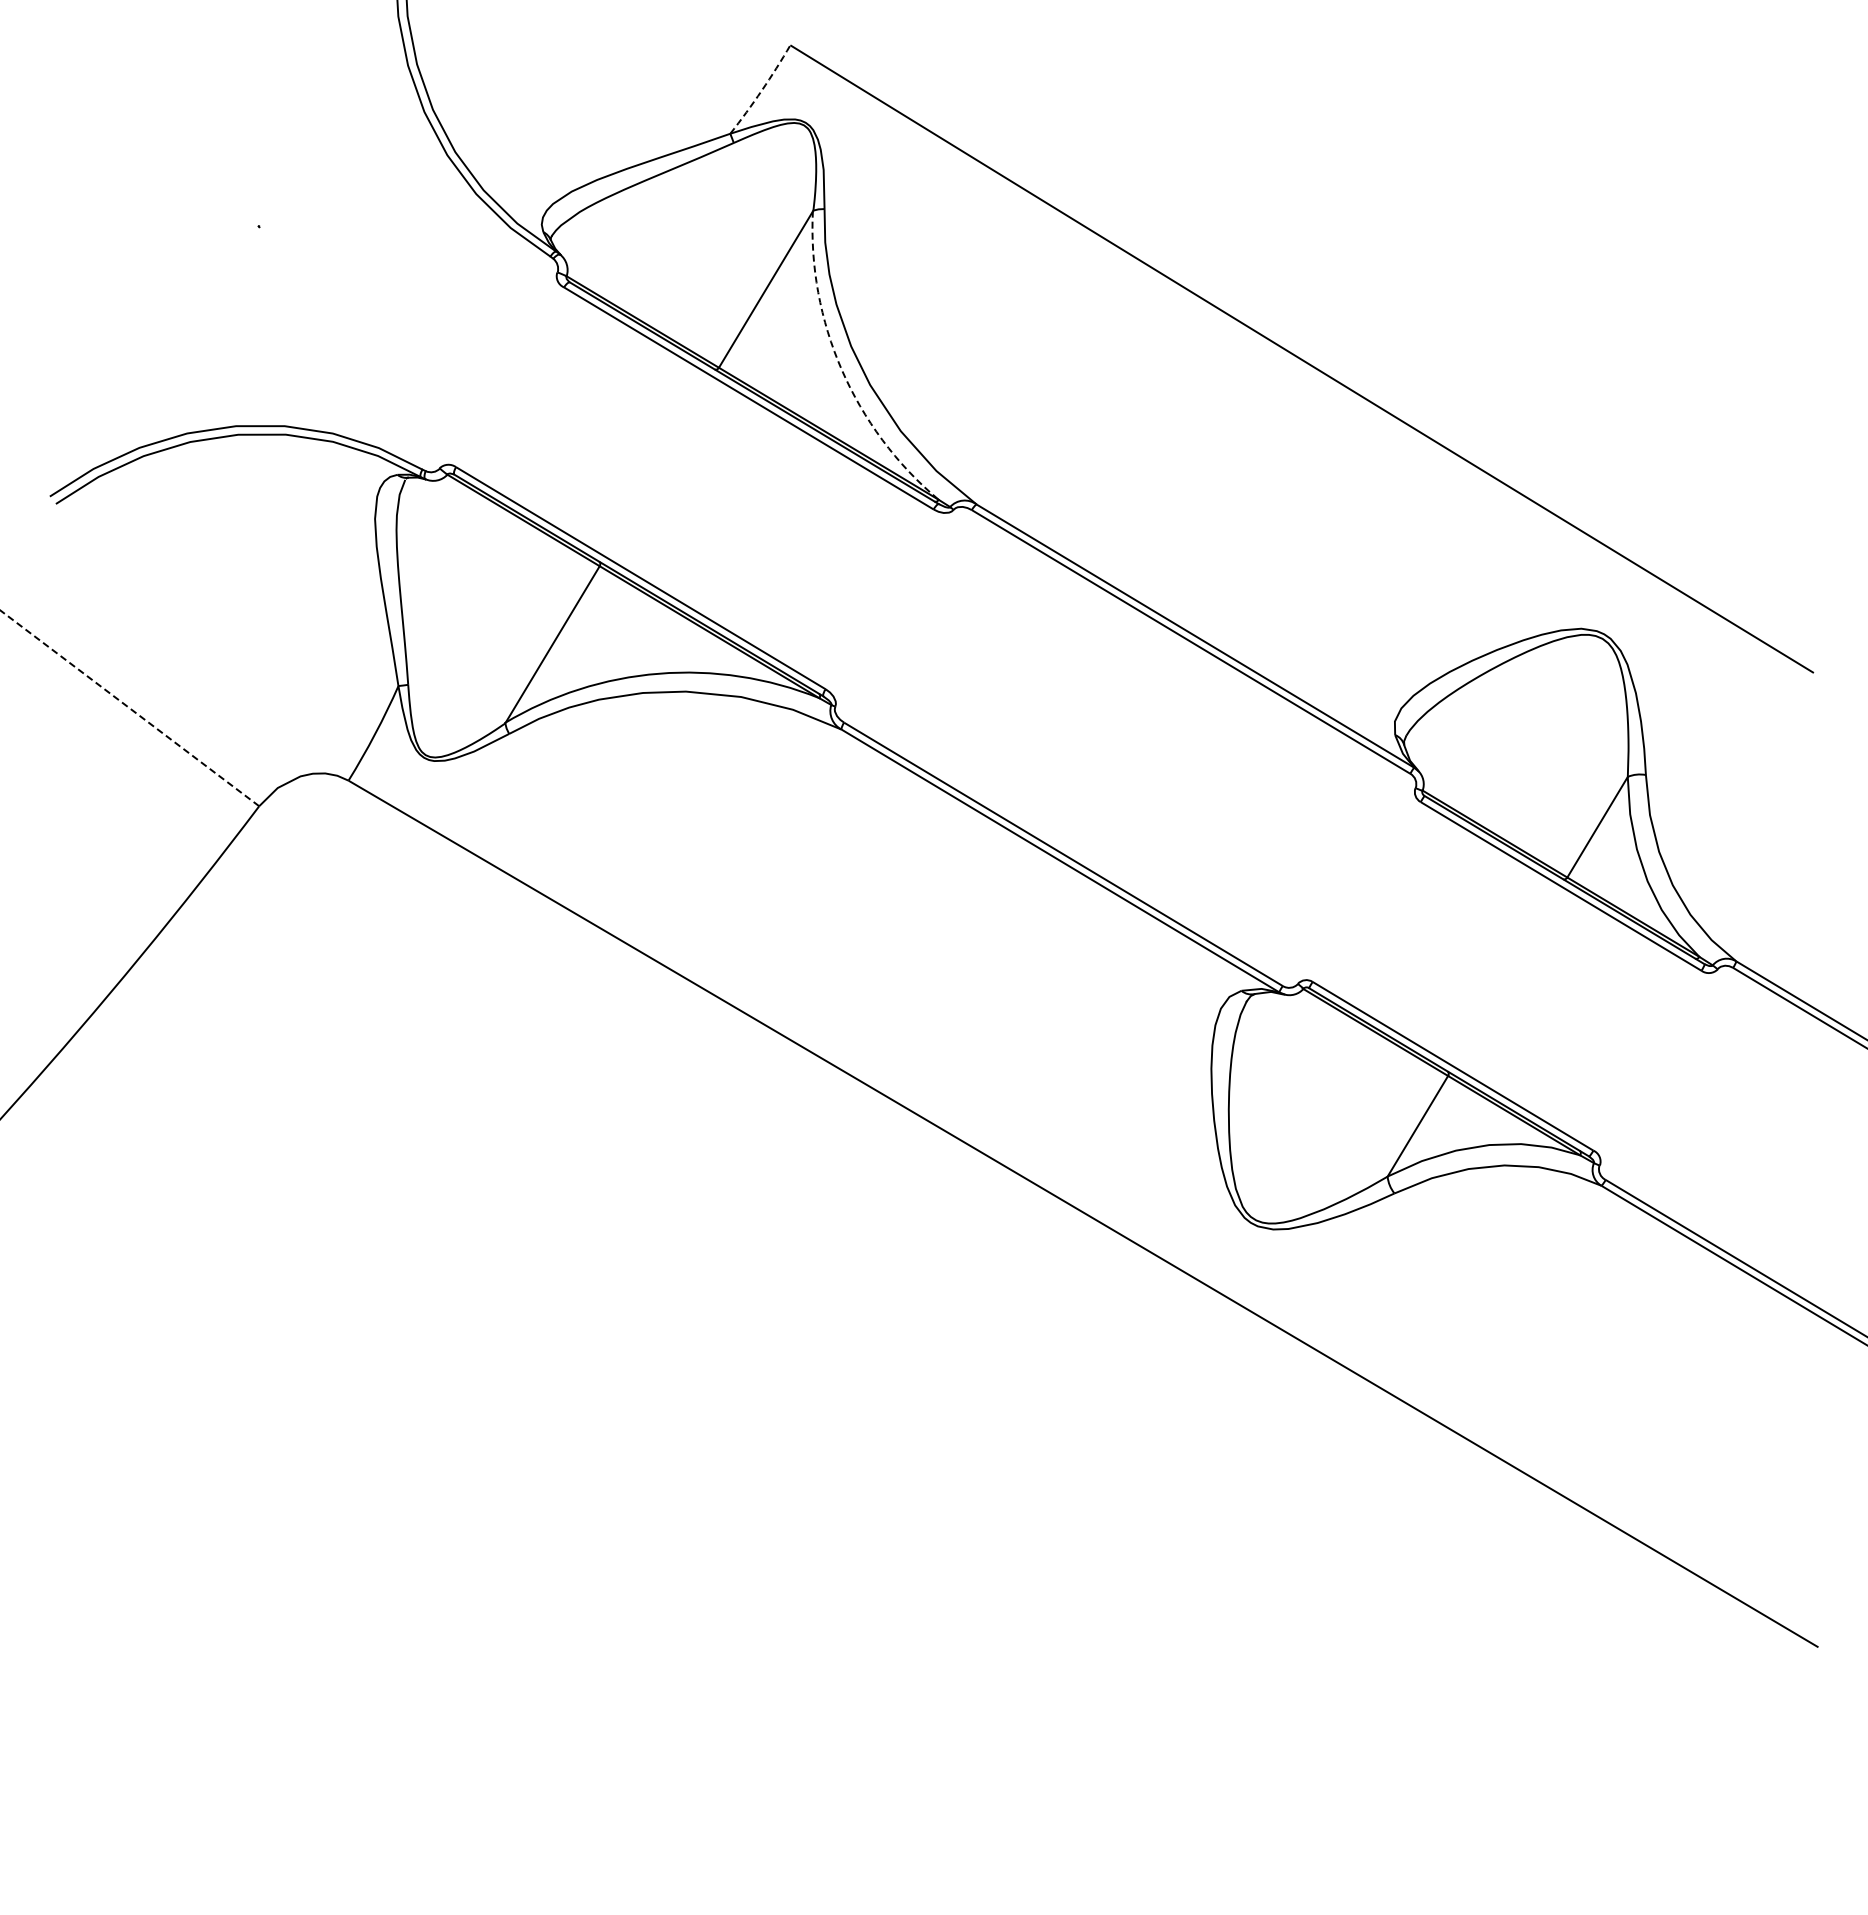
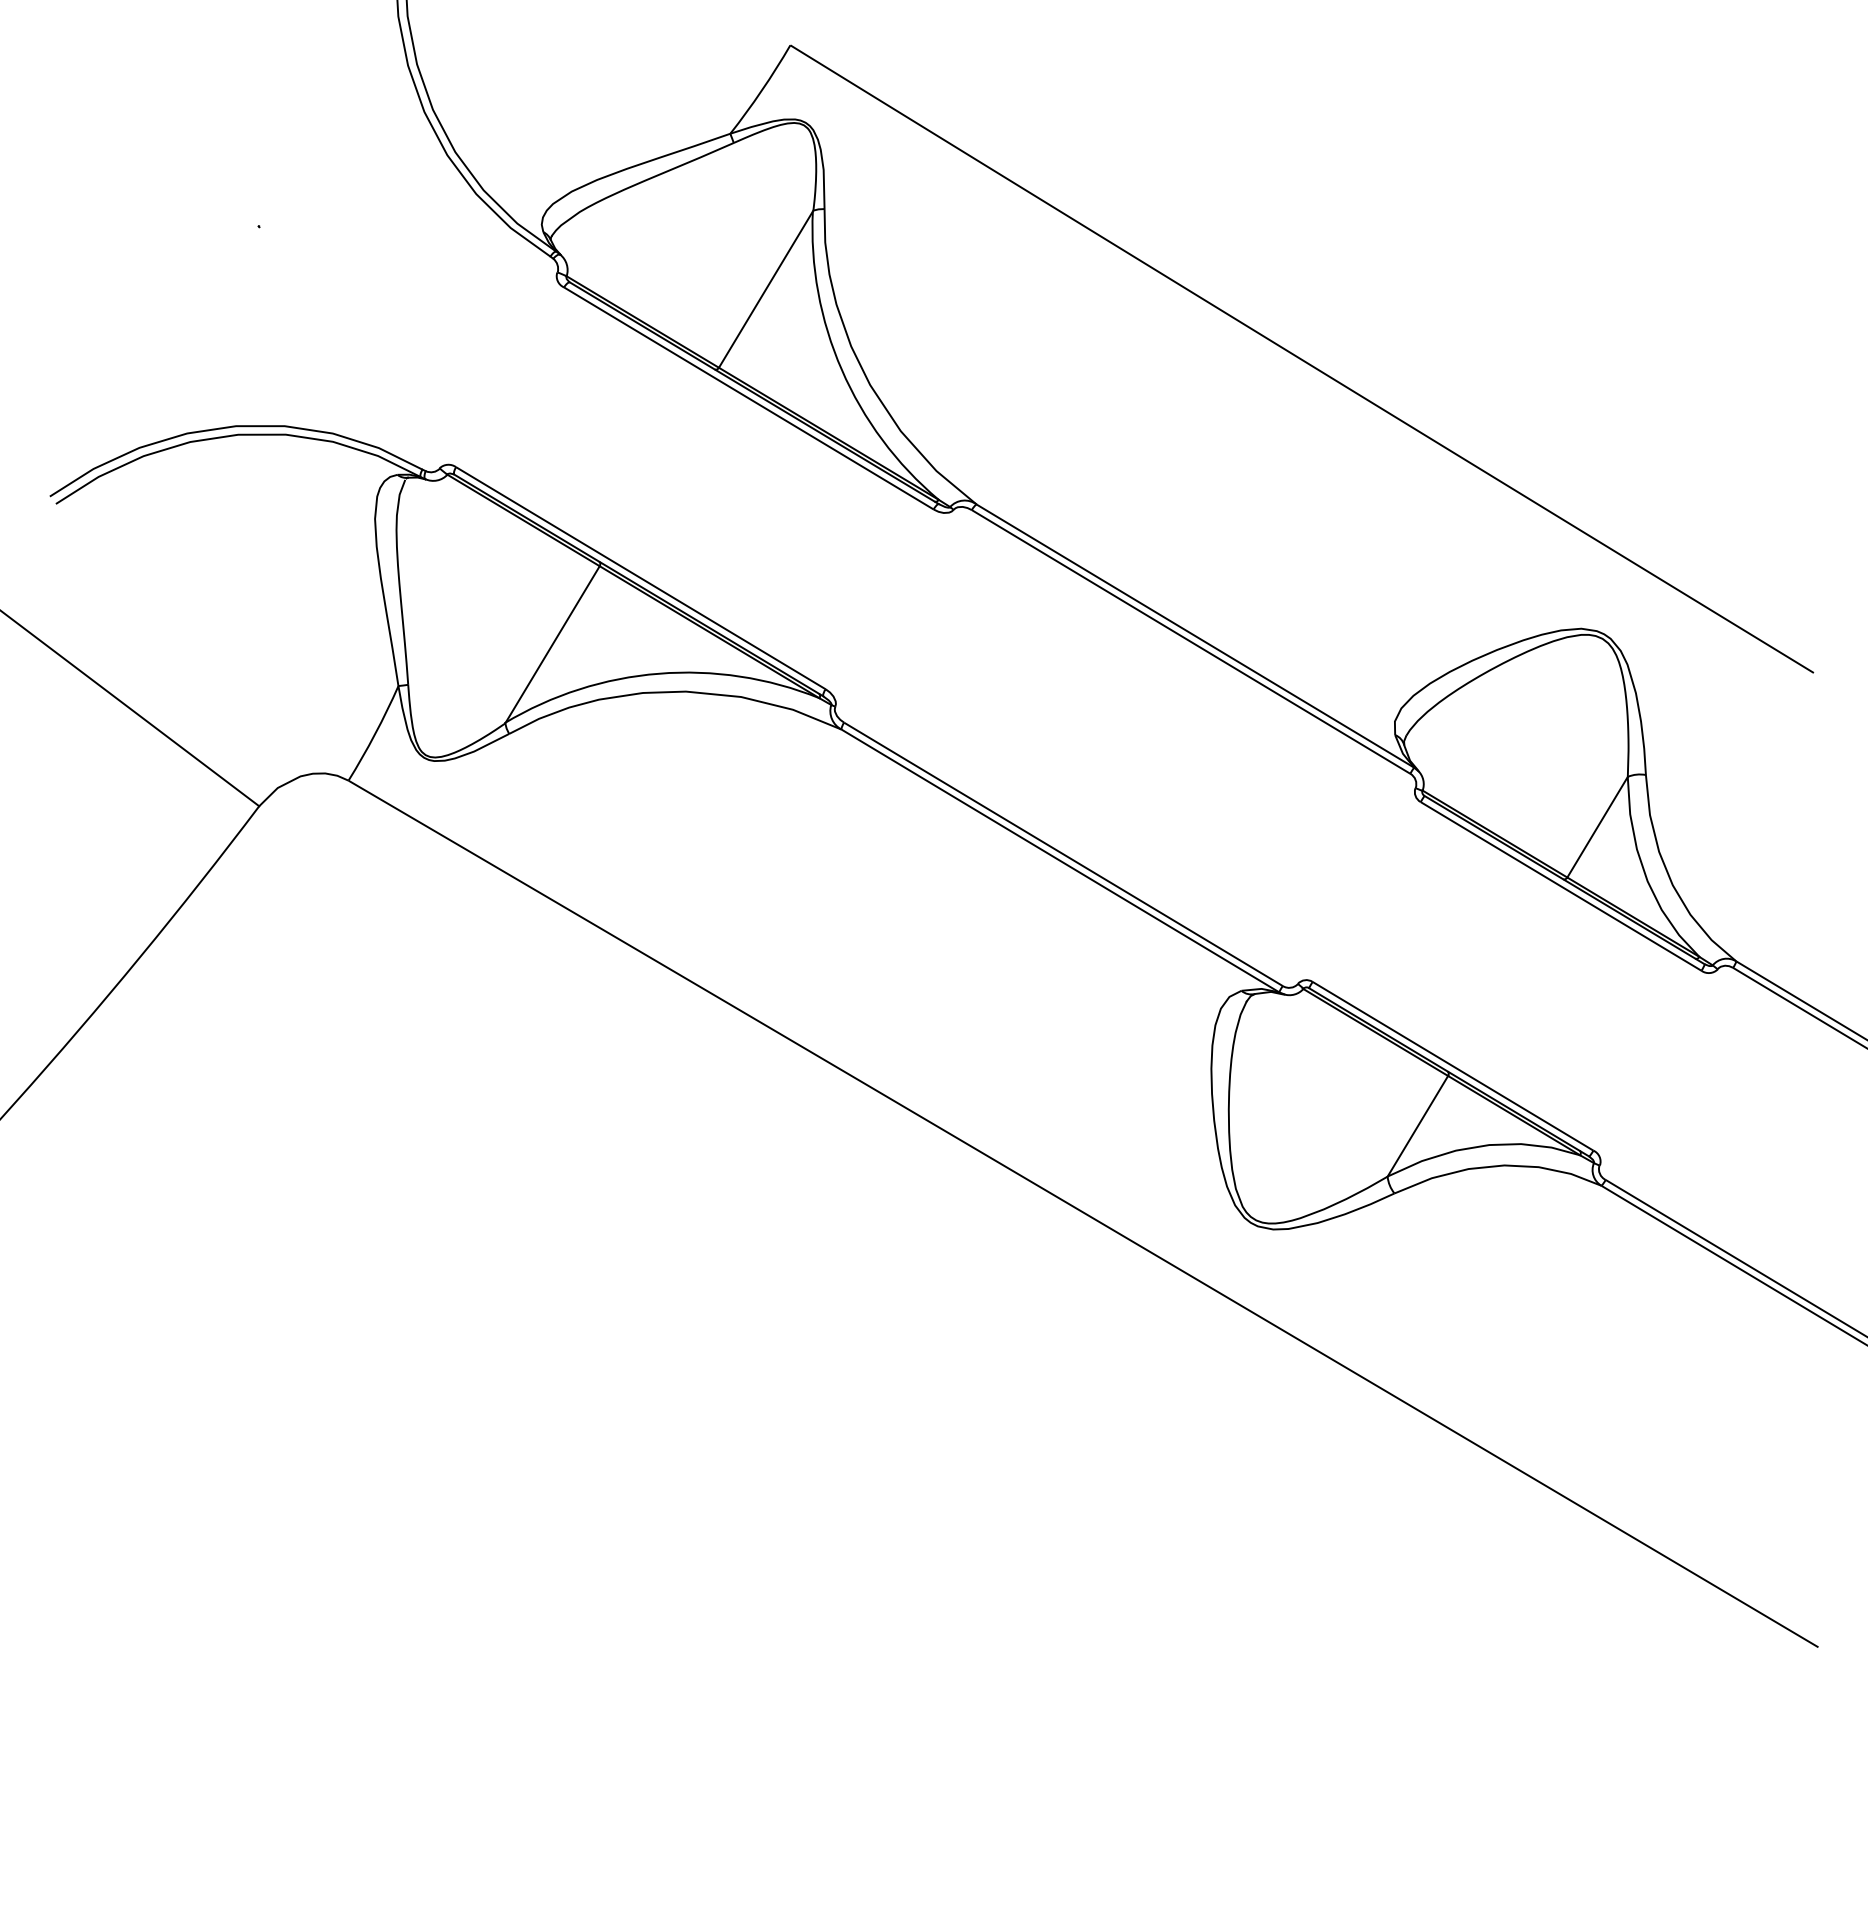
arc: dashed -> solid (761, 90)
arc: dashed -> solid (841, 370)
line: dashed -> solid (129, 708)
